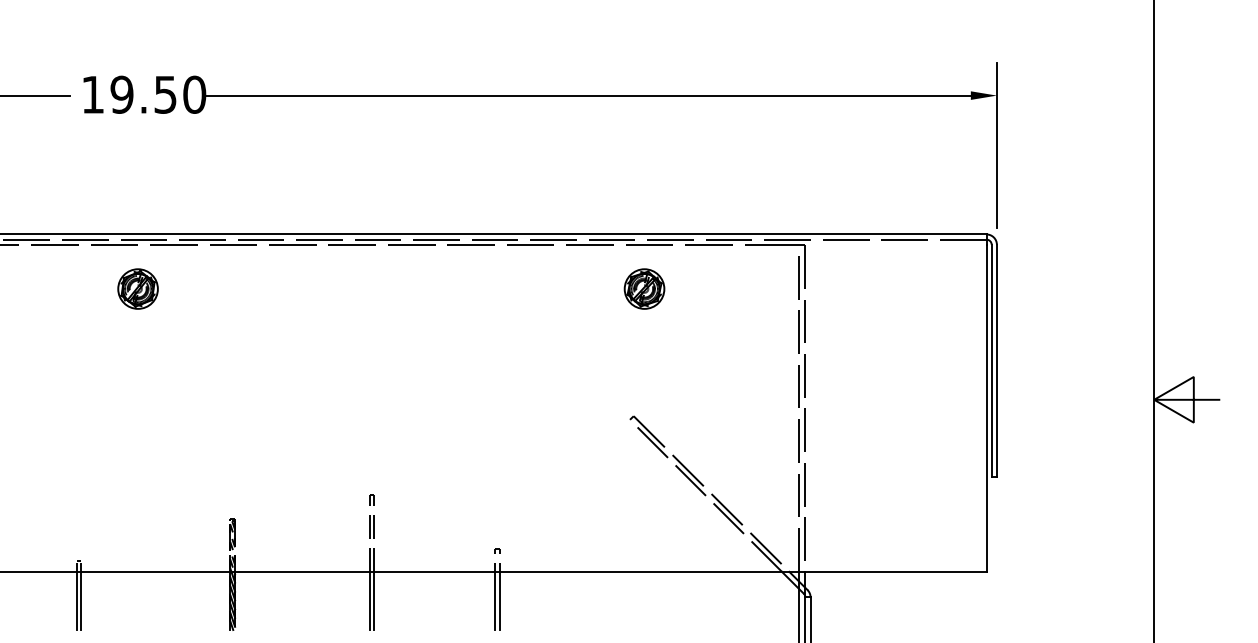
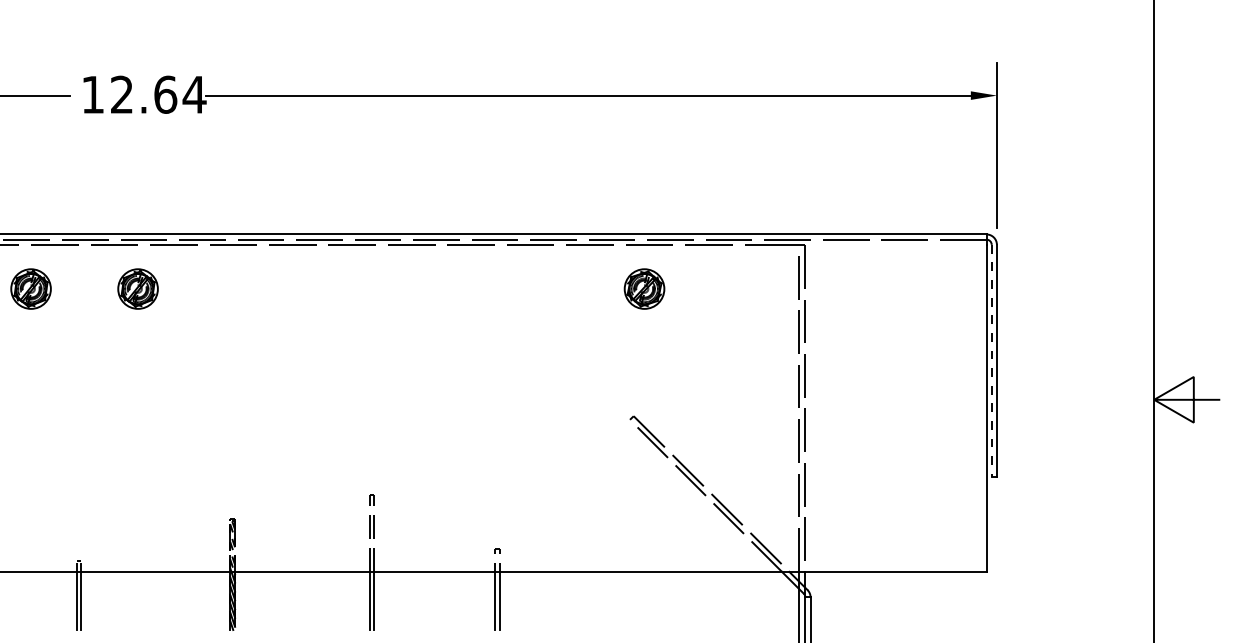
text: 19.50 -> 12.64 (158, 94)
part: none -> present (30, 288)
line: solid -> dashed (991, 360)
